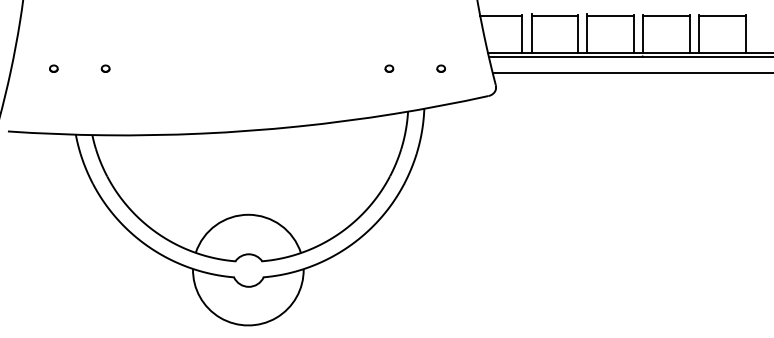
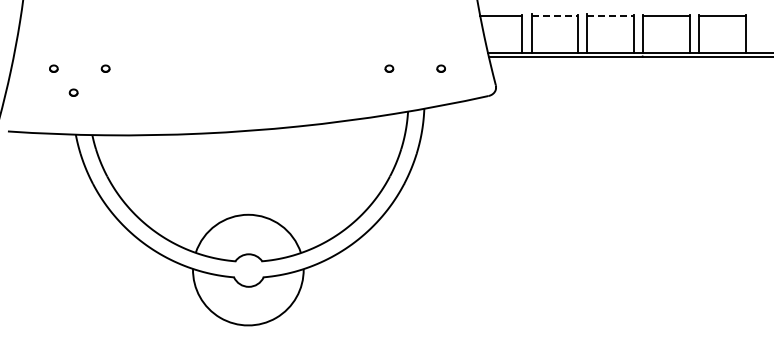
line: solid -> dashed (554, 15)
line: solid -> dashed (610, 15)
line: present -> none (631, 72)
part: none -> present (73, 92)
